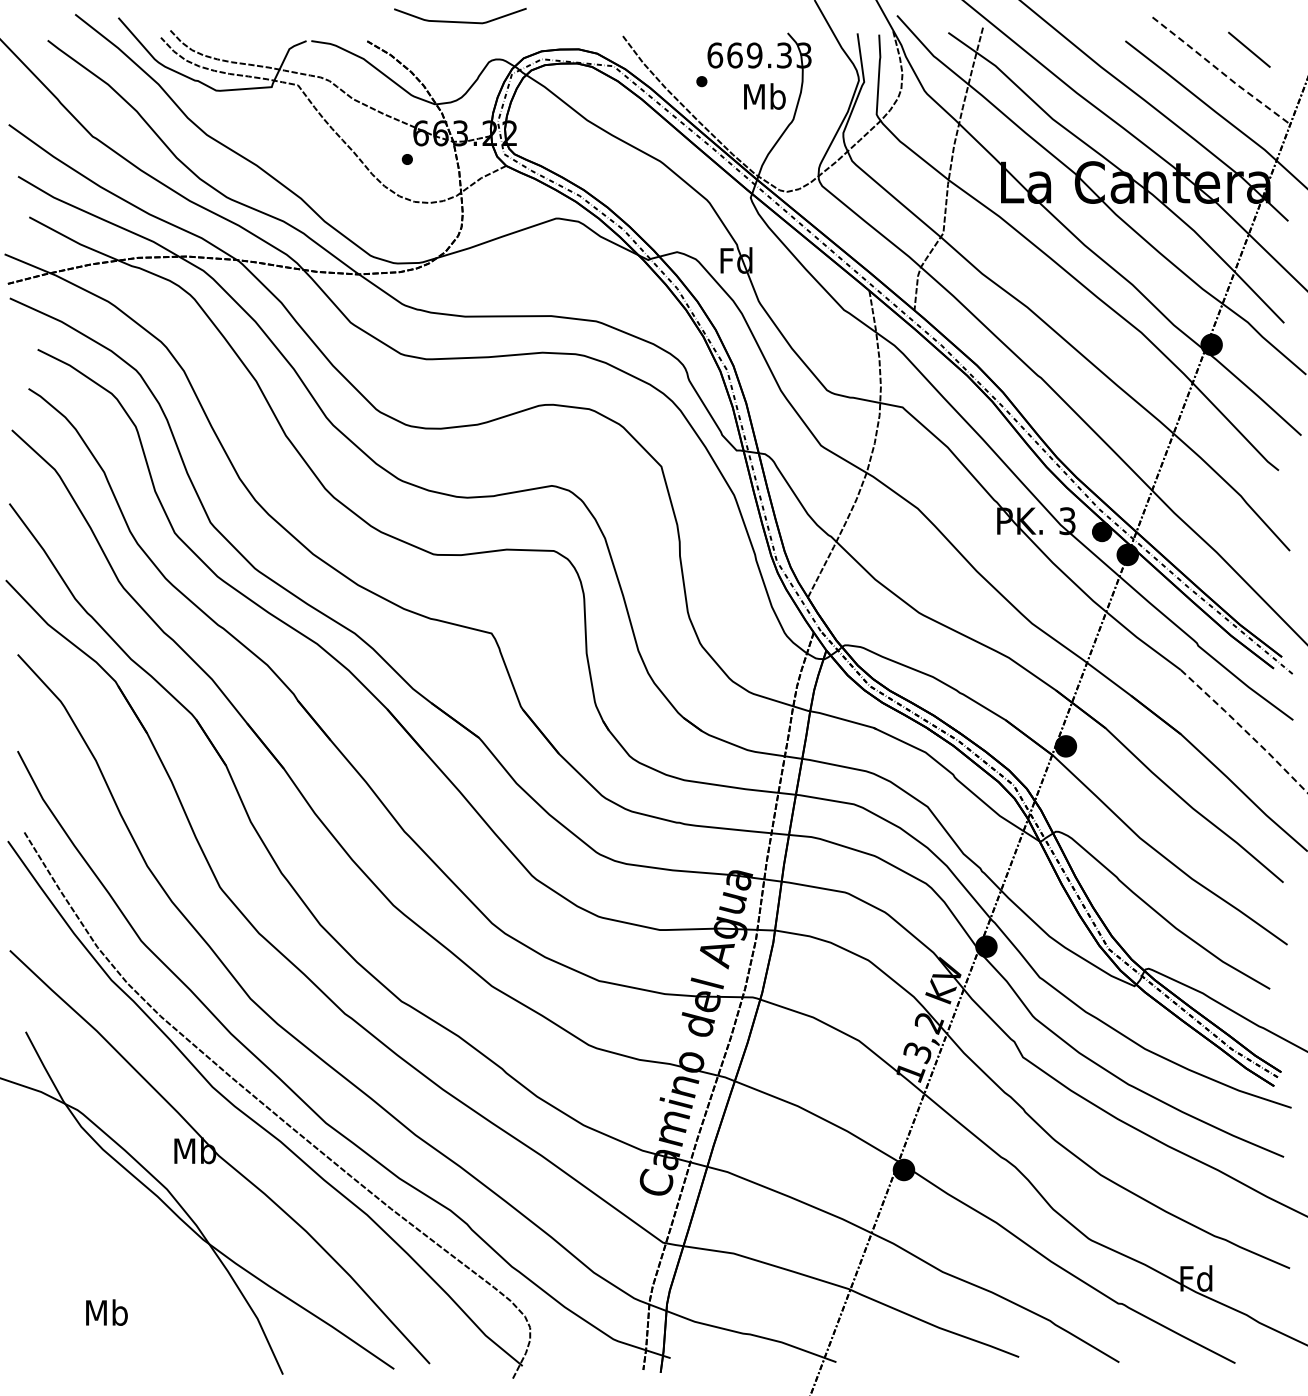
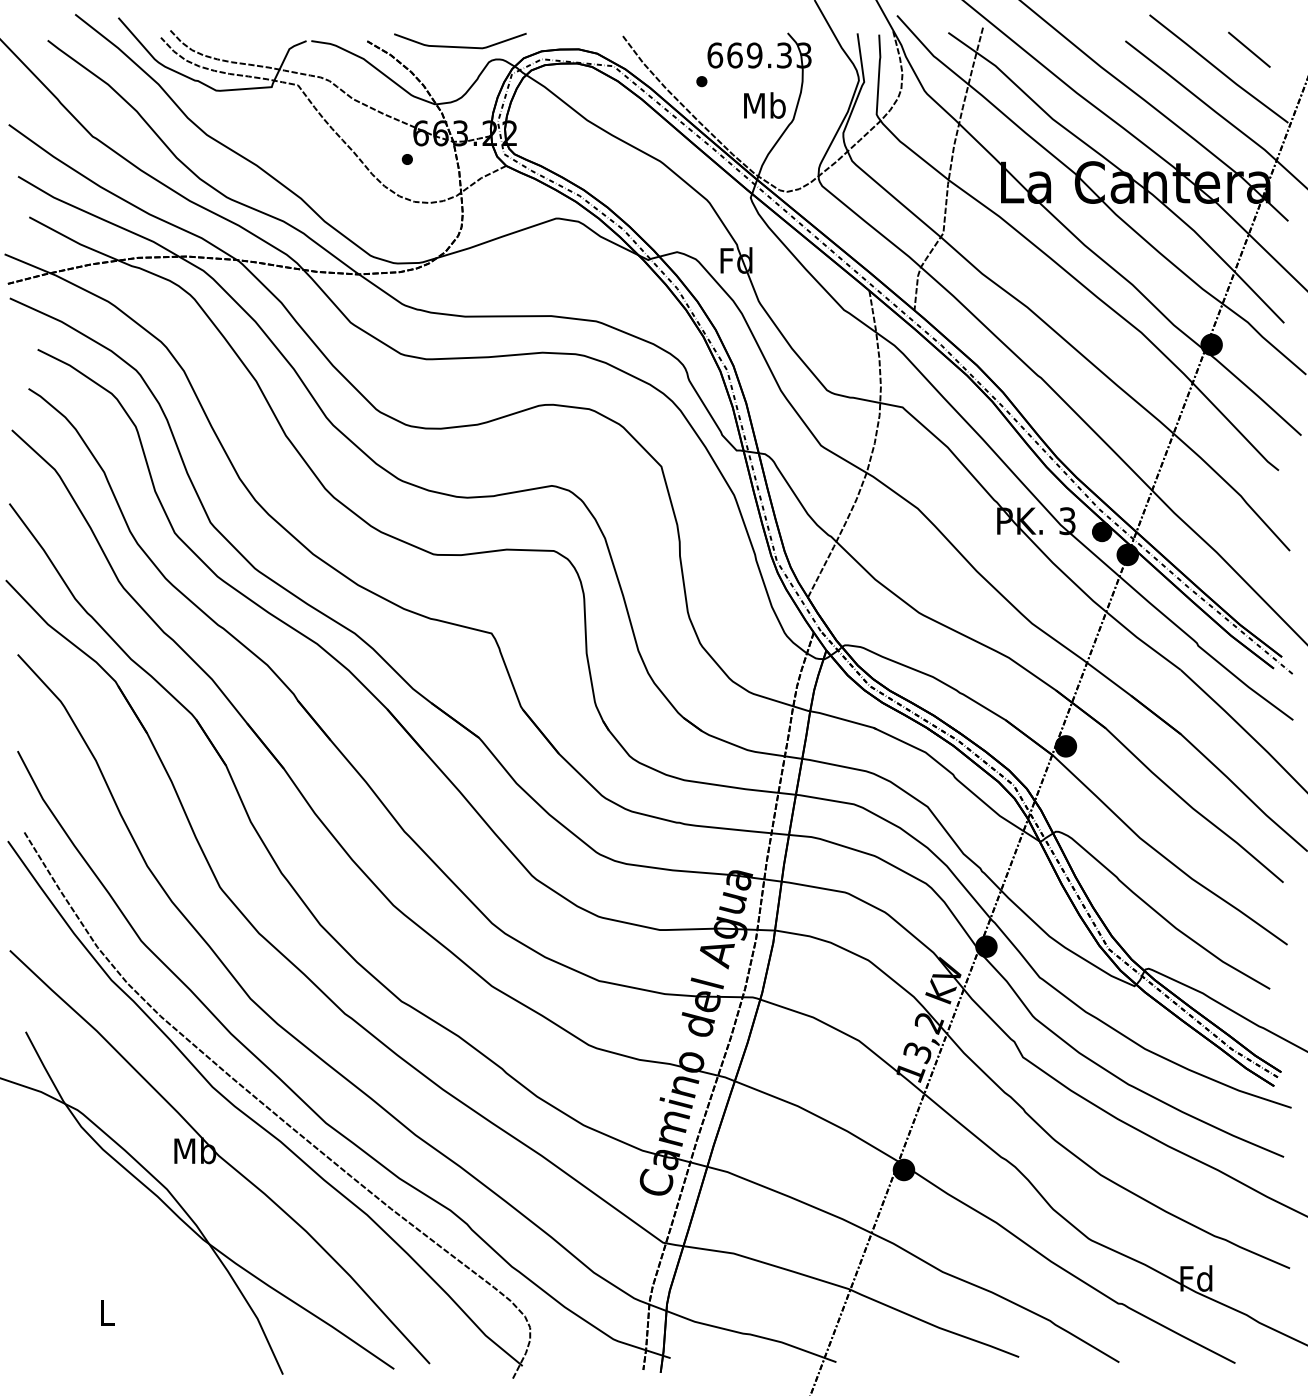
curve position: (460, 21) -> (460, 46) (460, 46)
line: dashed -> solid (1218, 69)
text position: (764, 96) -> (764, 105) (764, 105)
line: dashed -> solid (1245, 730)
text: Mb -> L (106, 1312)
